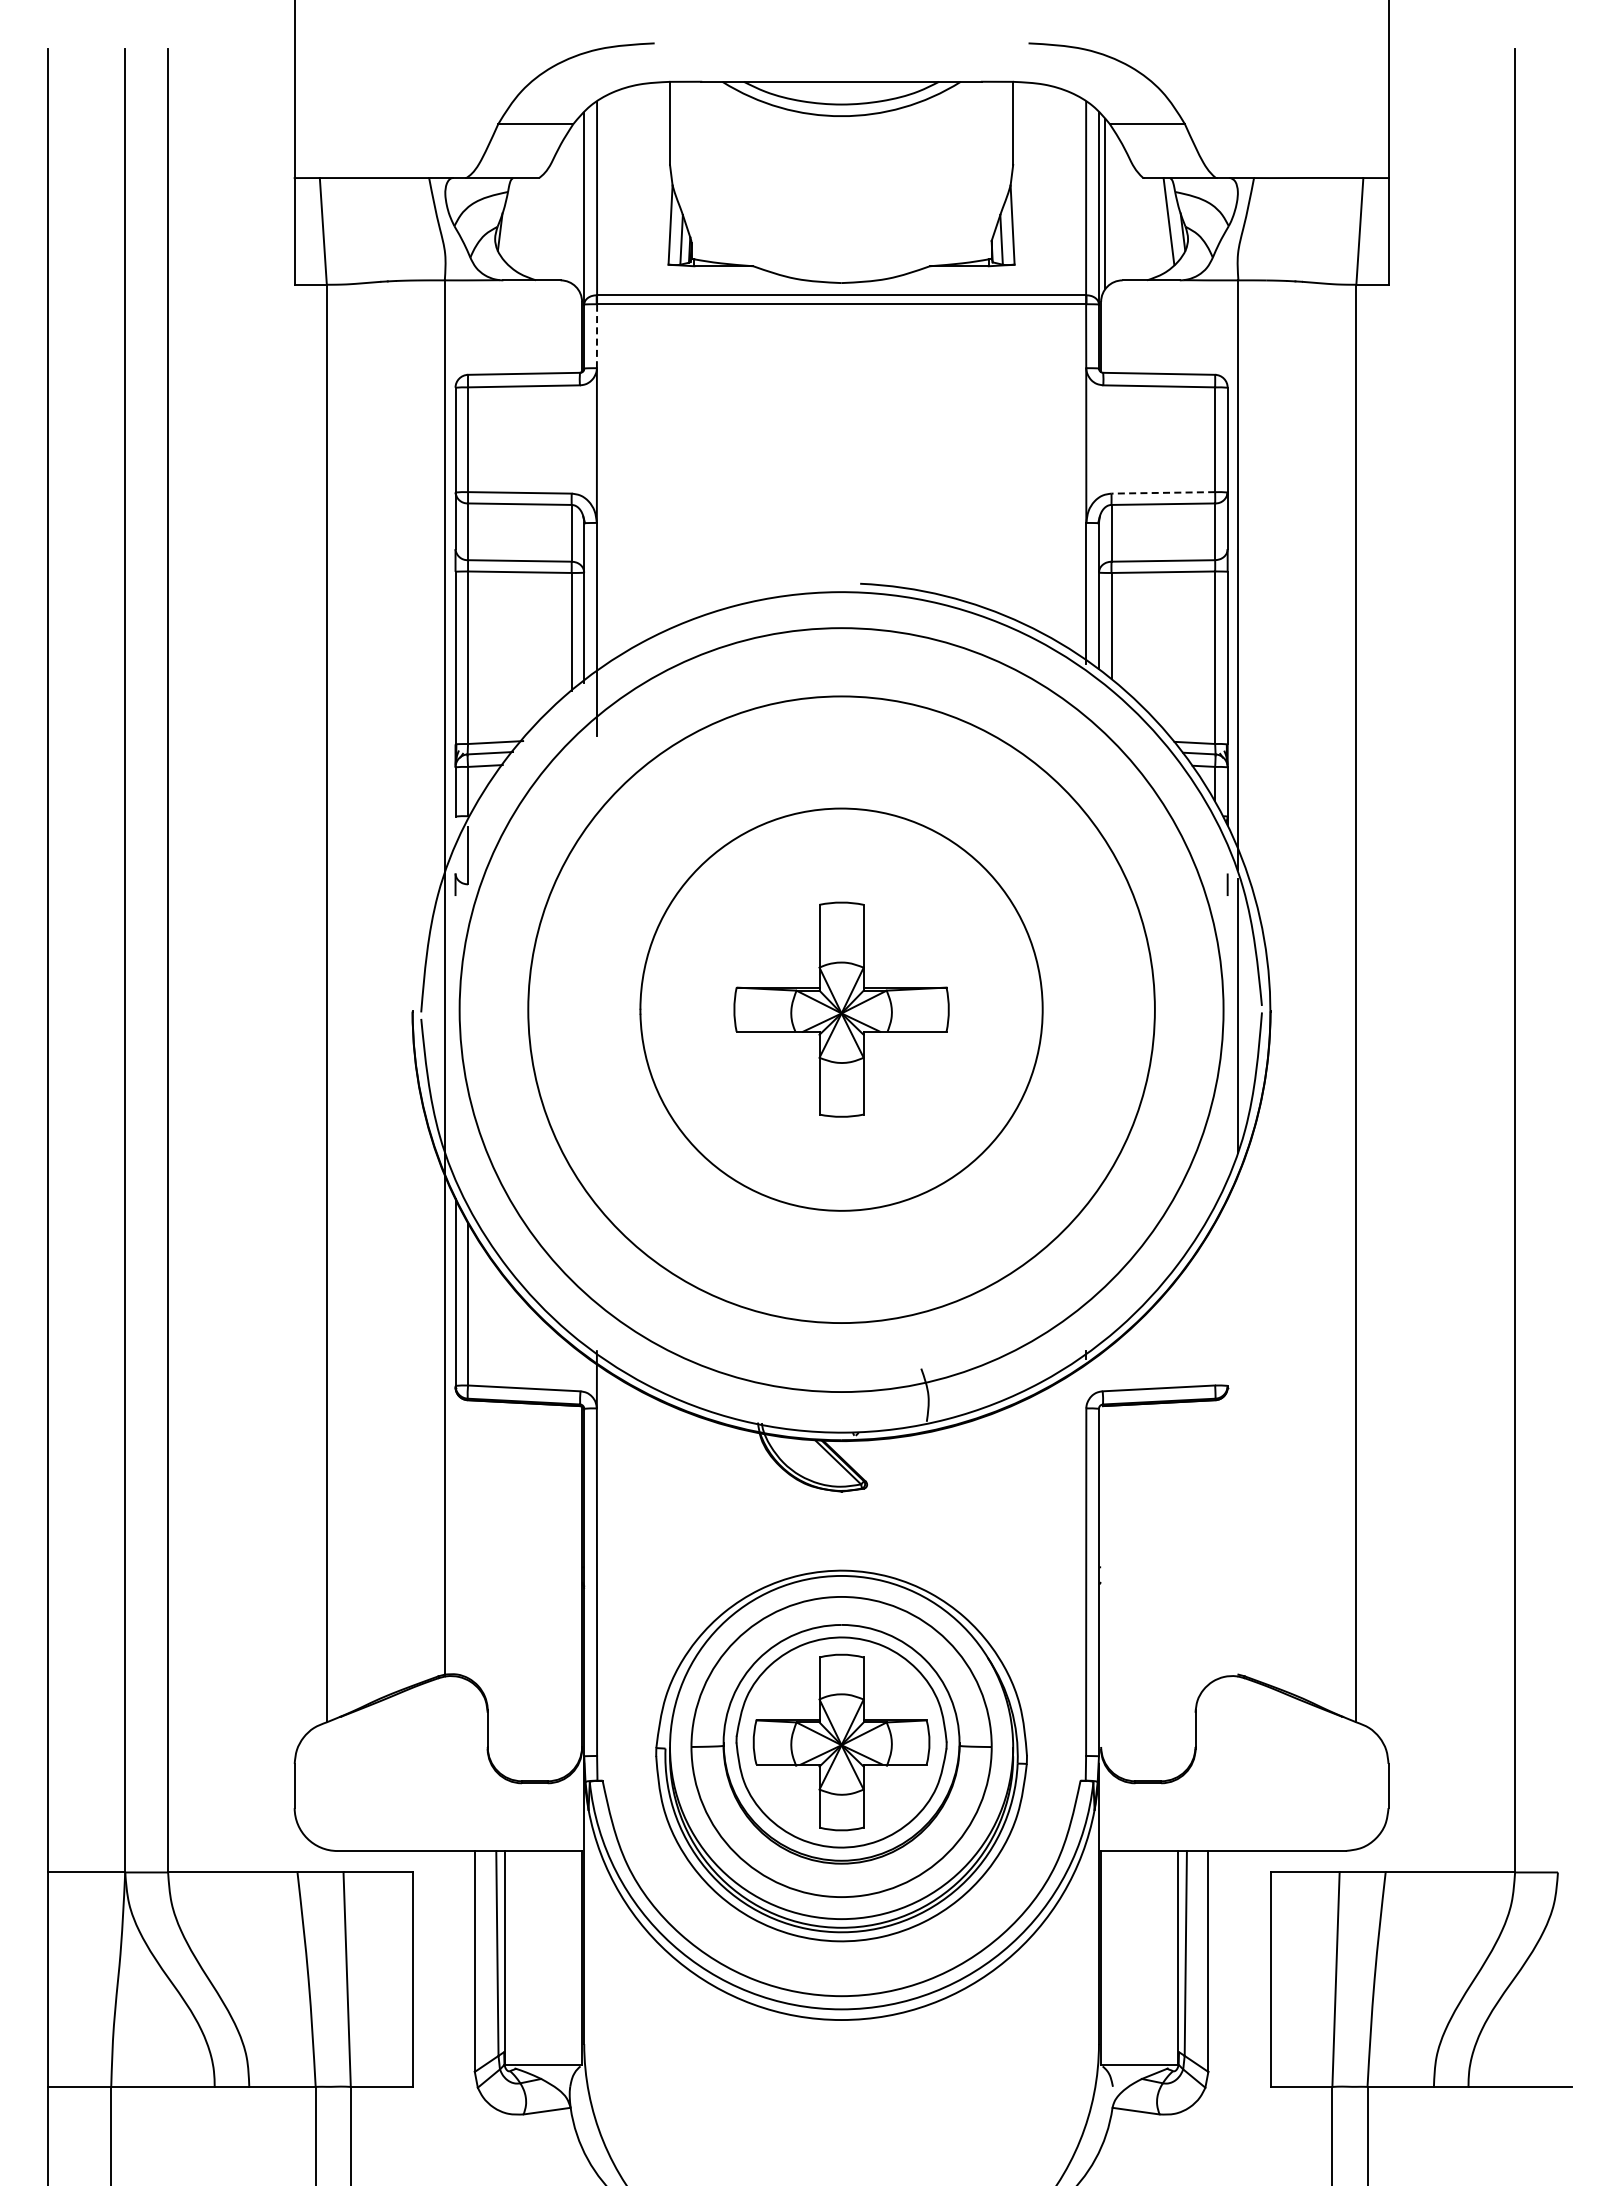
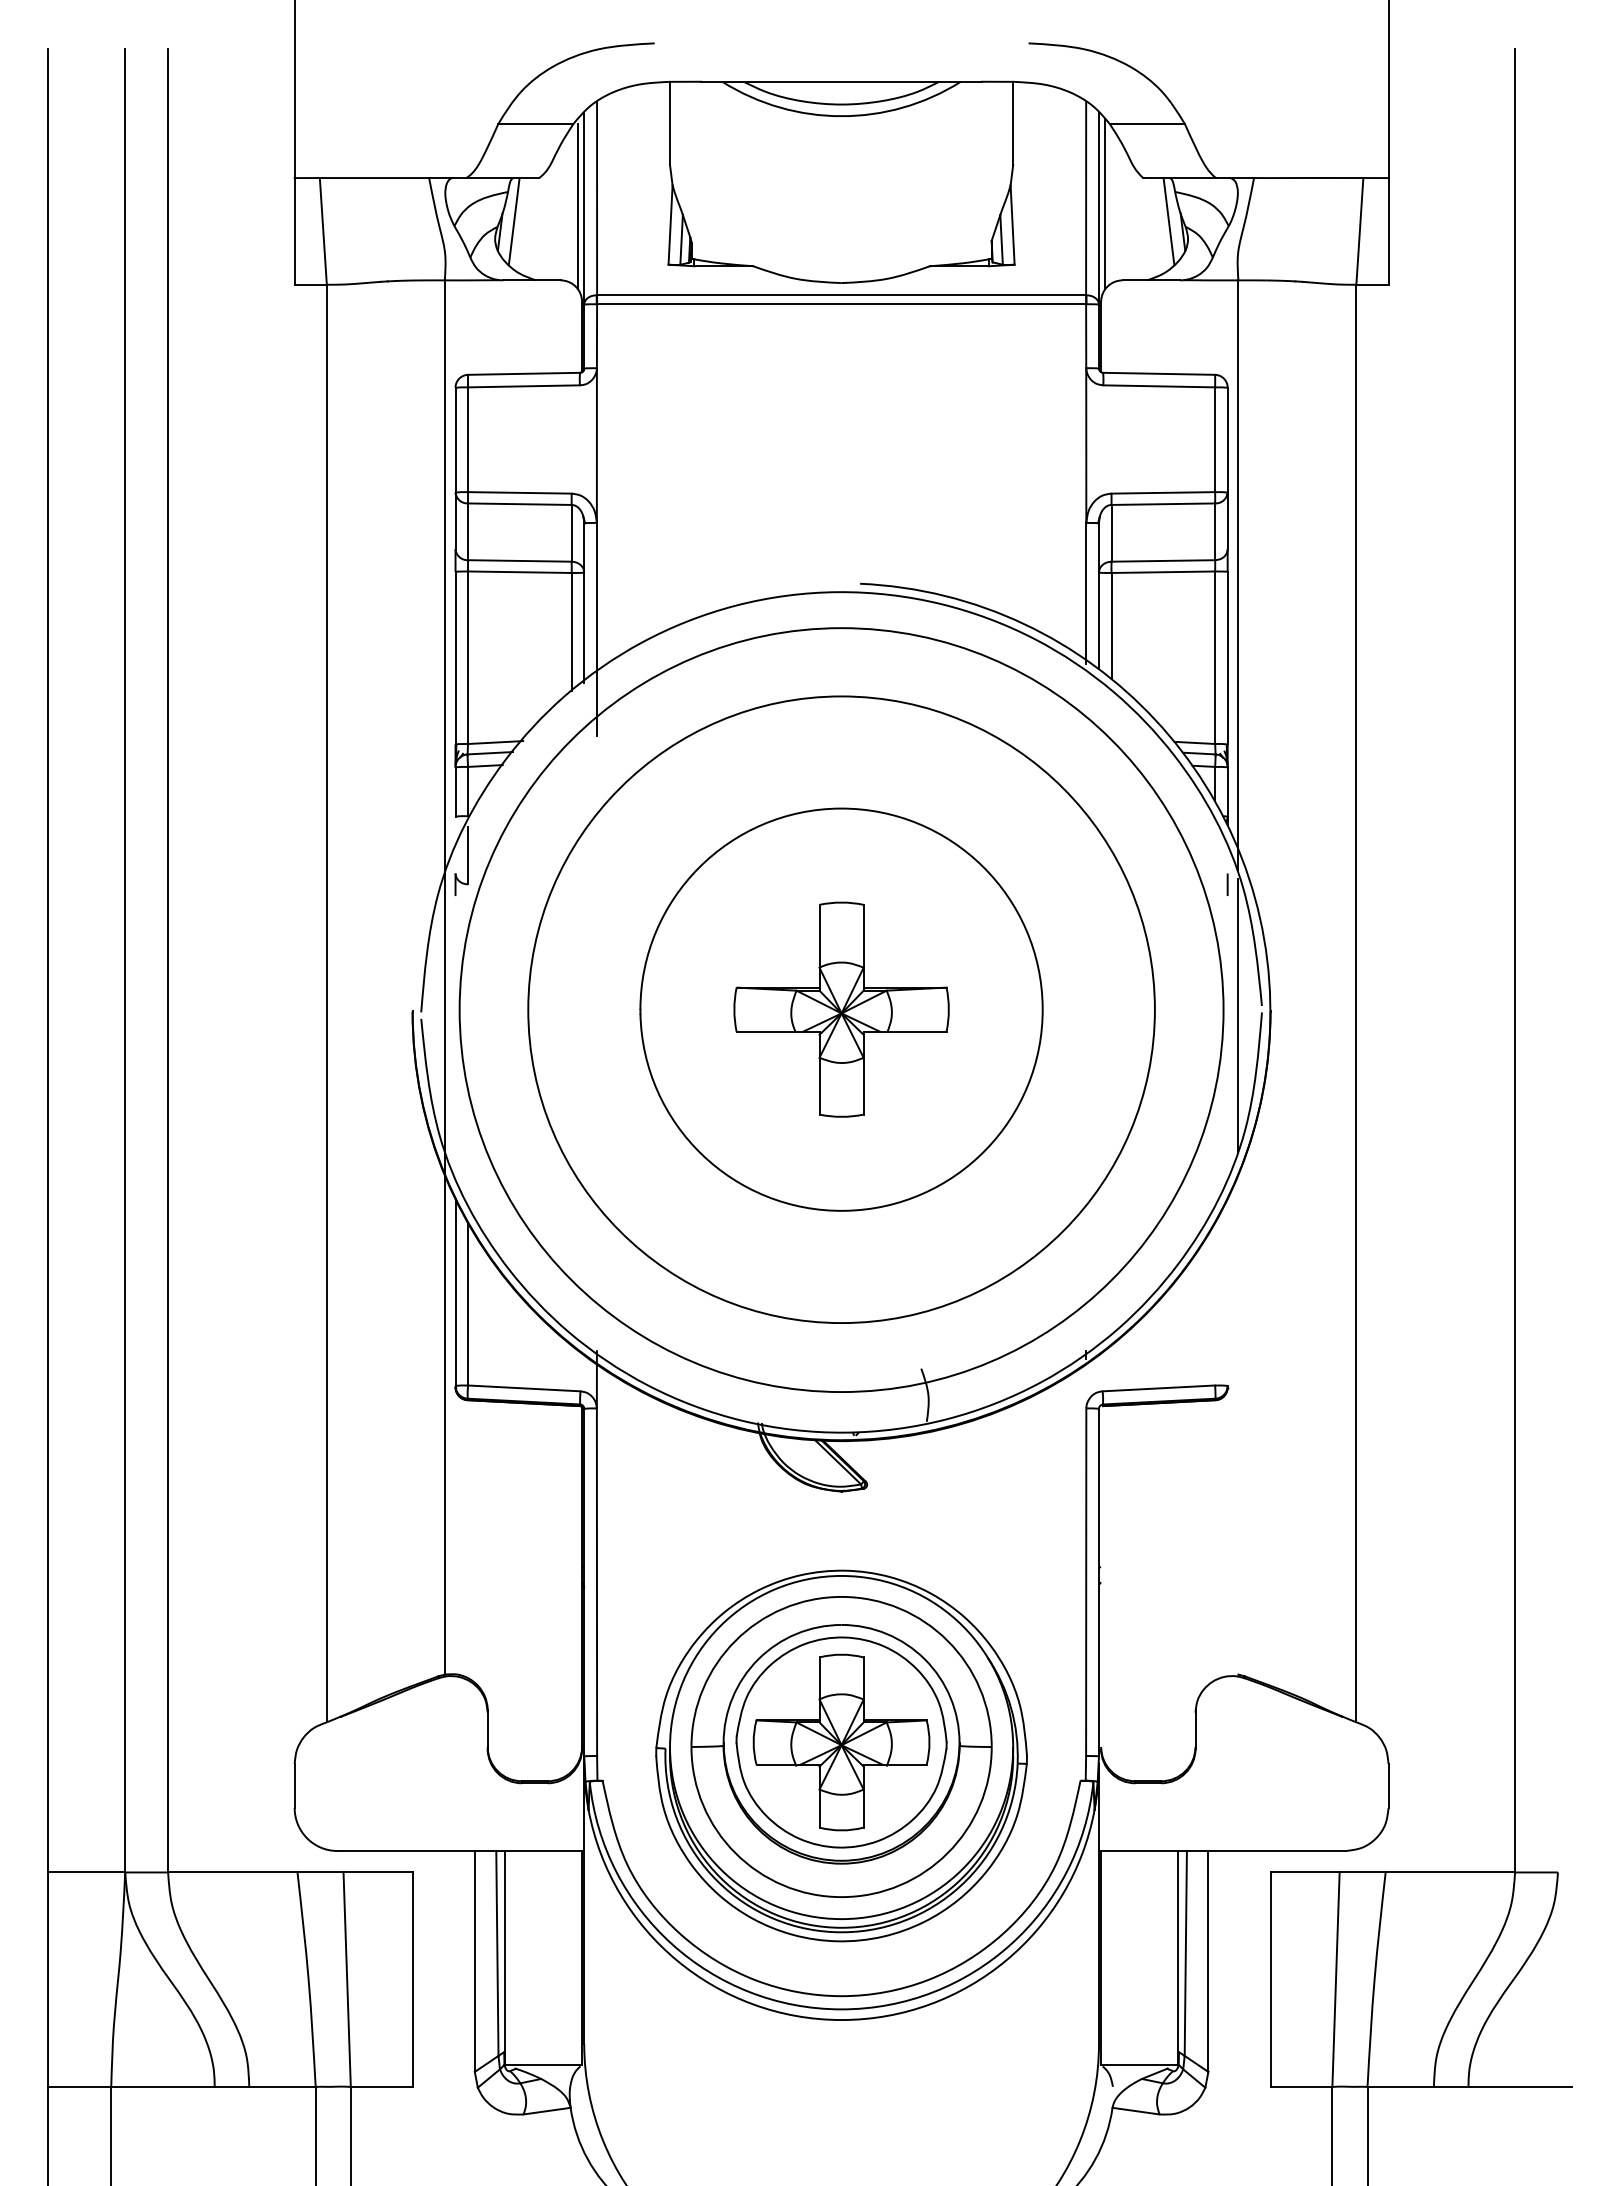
line: none -> present (577, 206)
line: none -> present (513, 221)
line: dashed -> solid (597, 336)
line: dashed -> solid (1163, 492)
